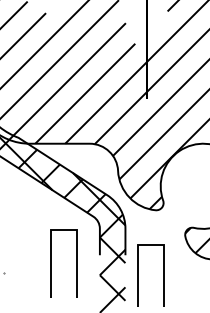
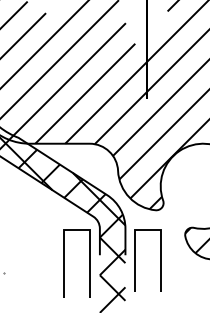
line position: (51, 263) -> (64, 263) (64, 263)
line position: (138, 275) -> (135, 260) (135, 260)
